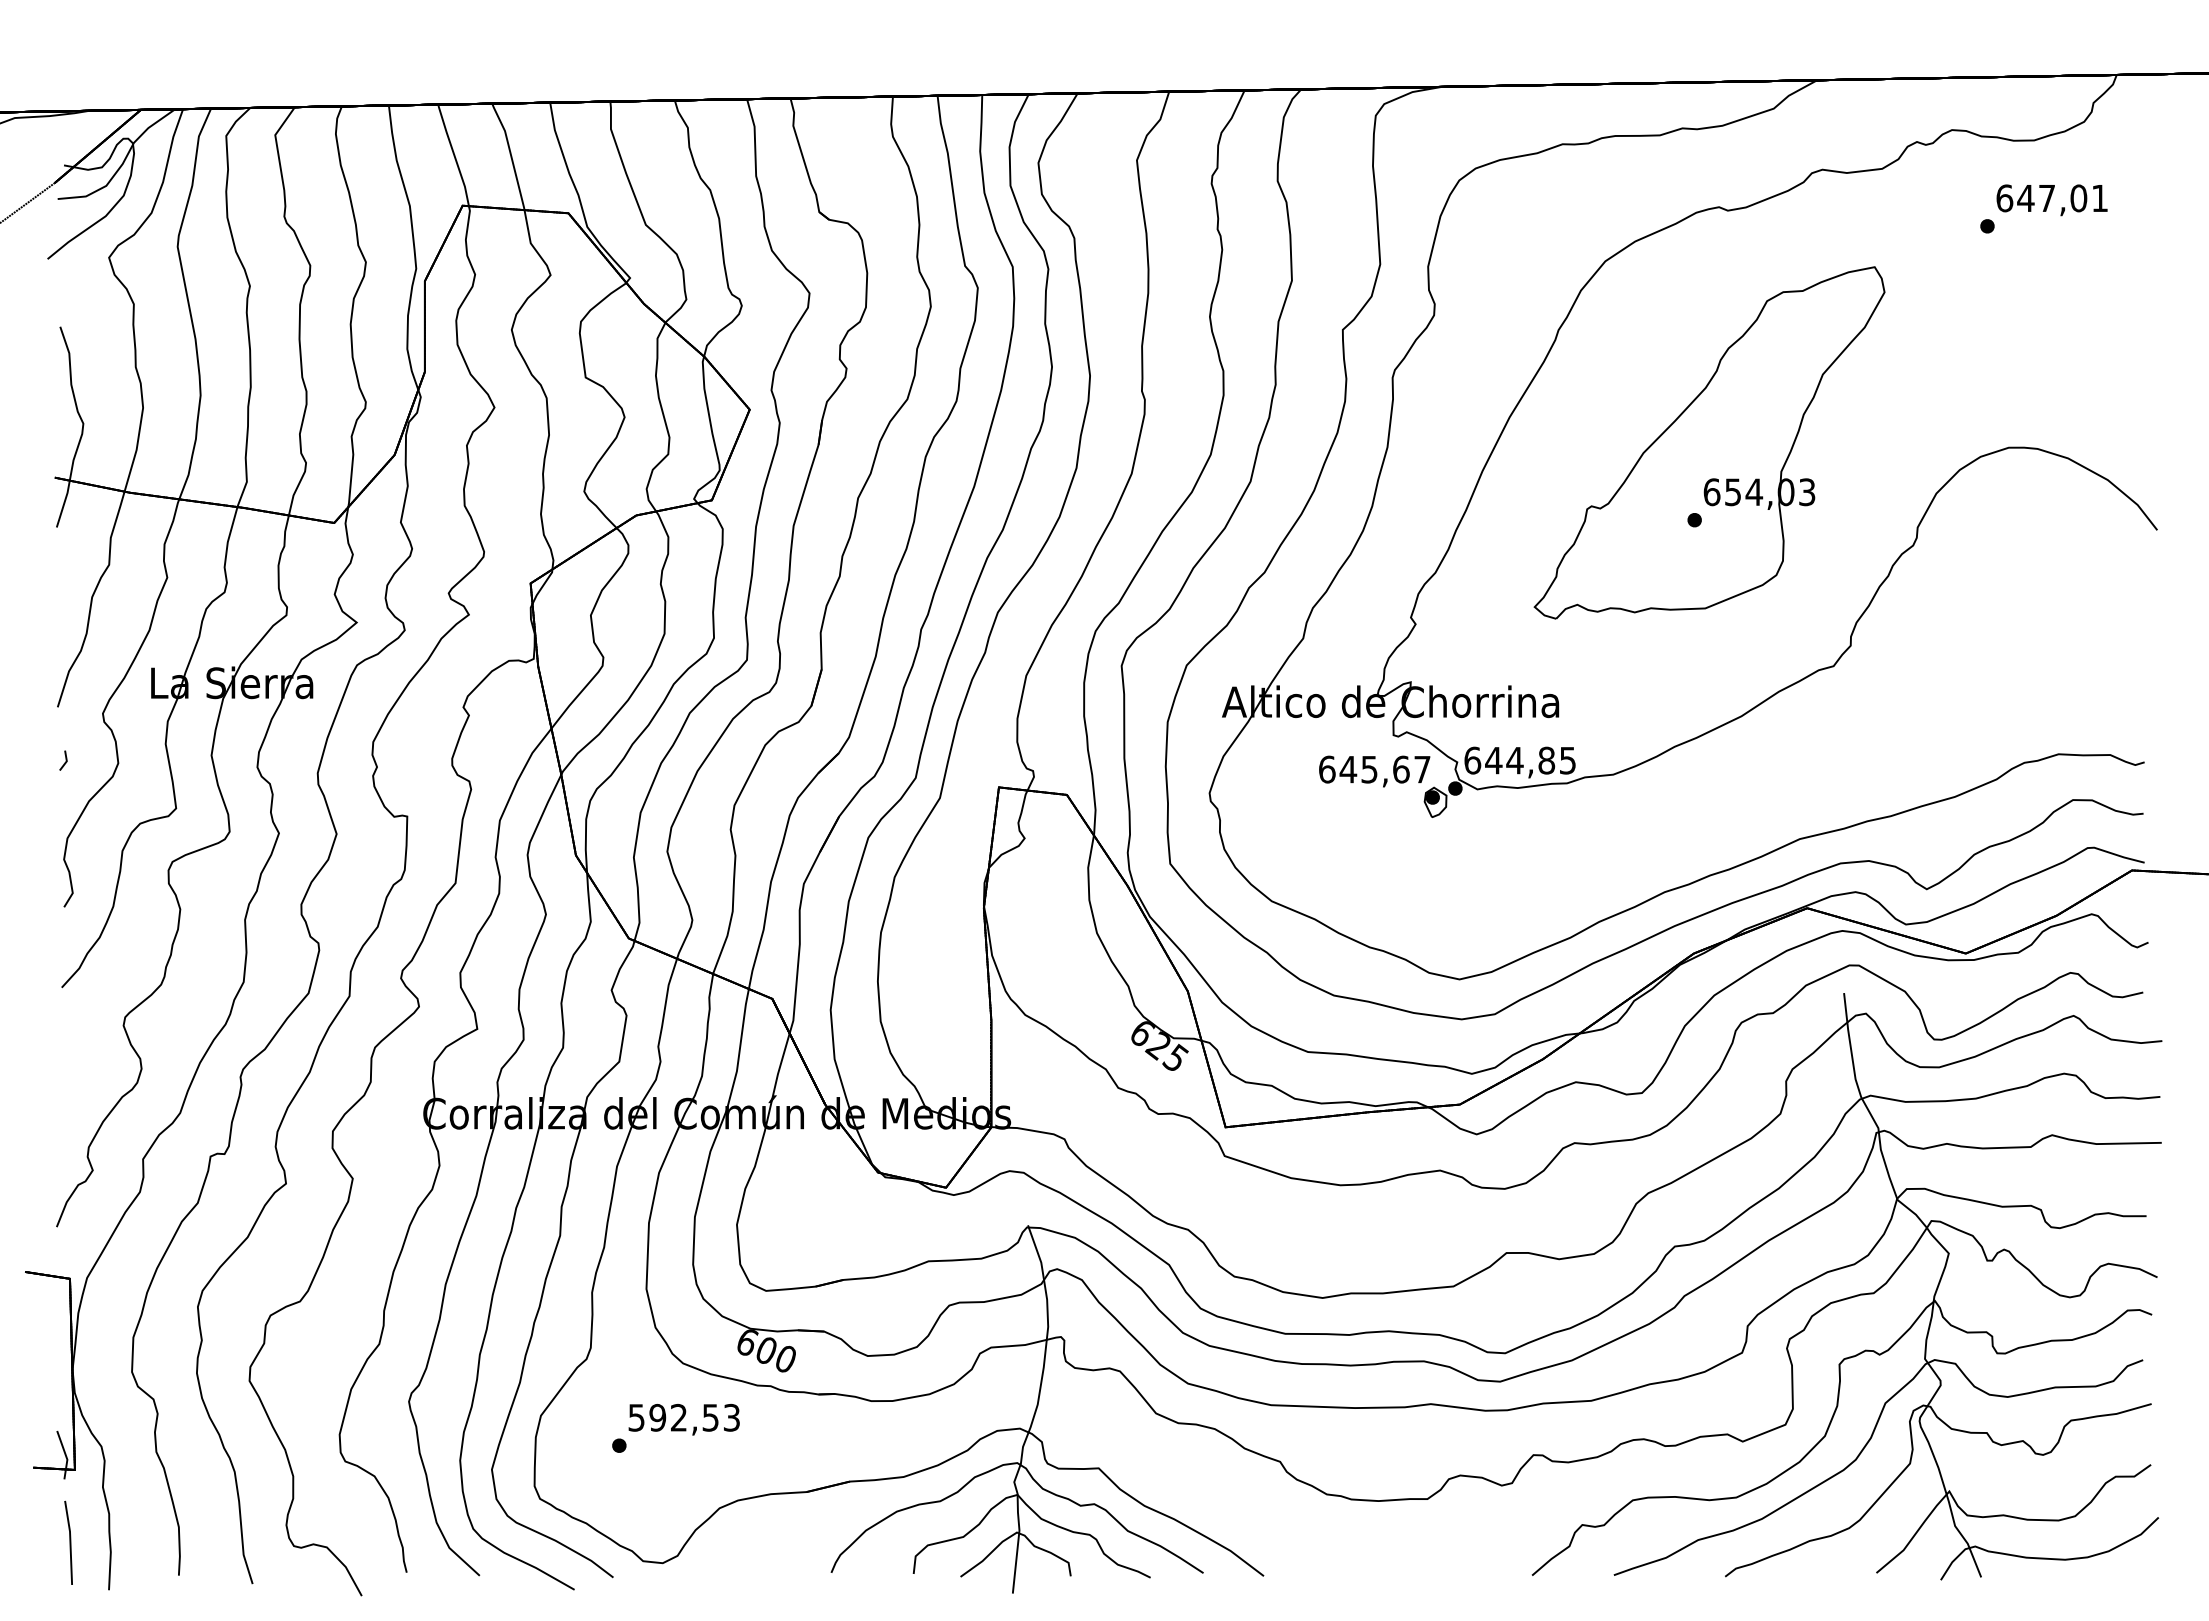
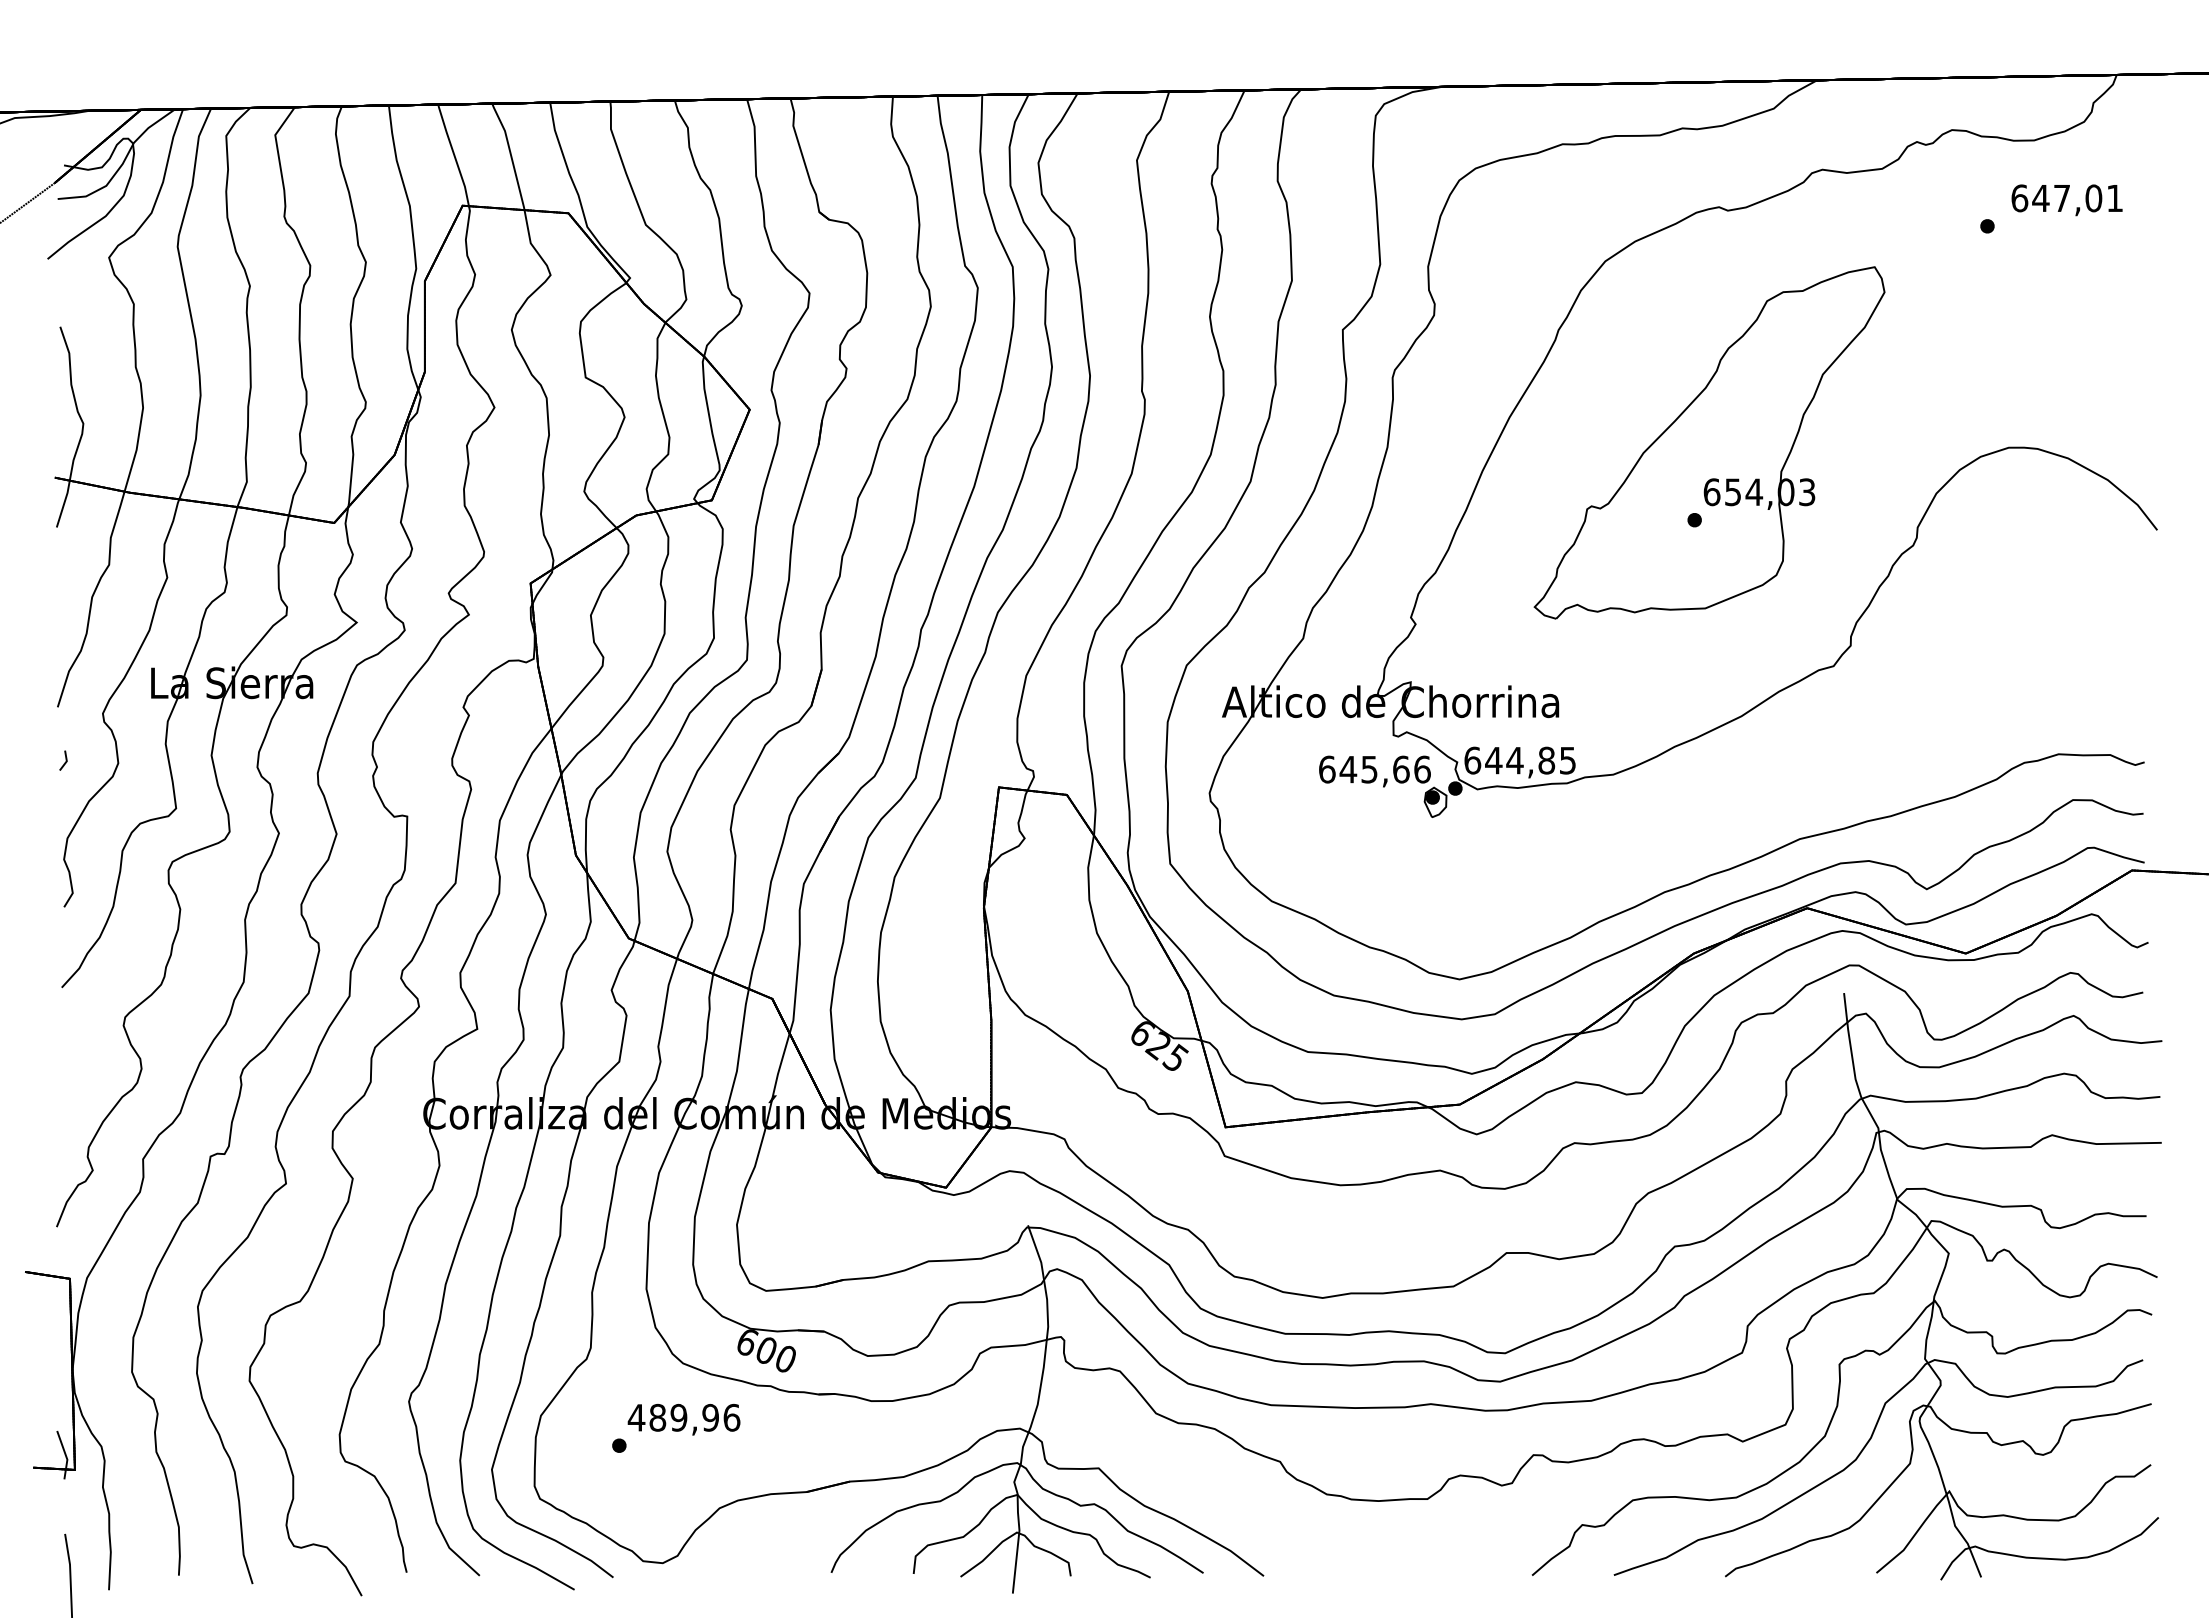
text position: (2051, 200) -> (2066, 200) (2066, 200)
text: 645,67 -> 645,66 (1422, 769)
text: 592,53 -> 489,96 (683, 1417)
line position: (69, 1542) -> (69, 1575) (69, 1575)
